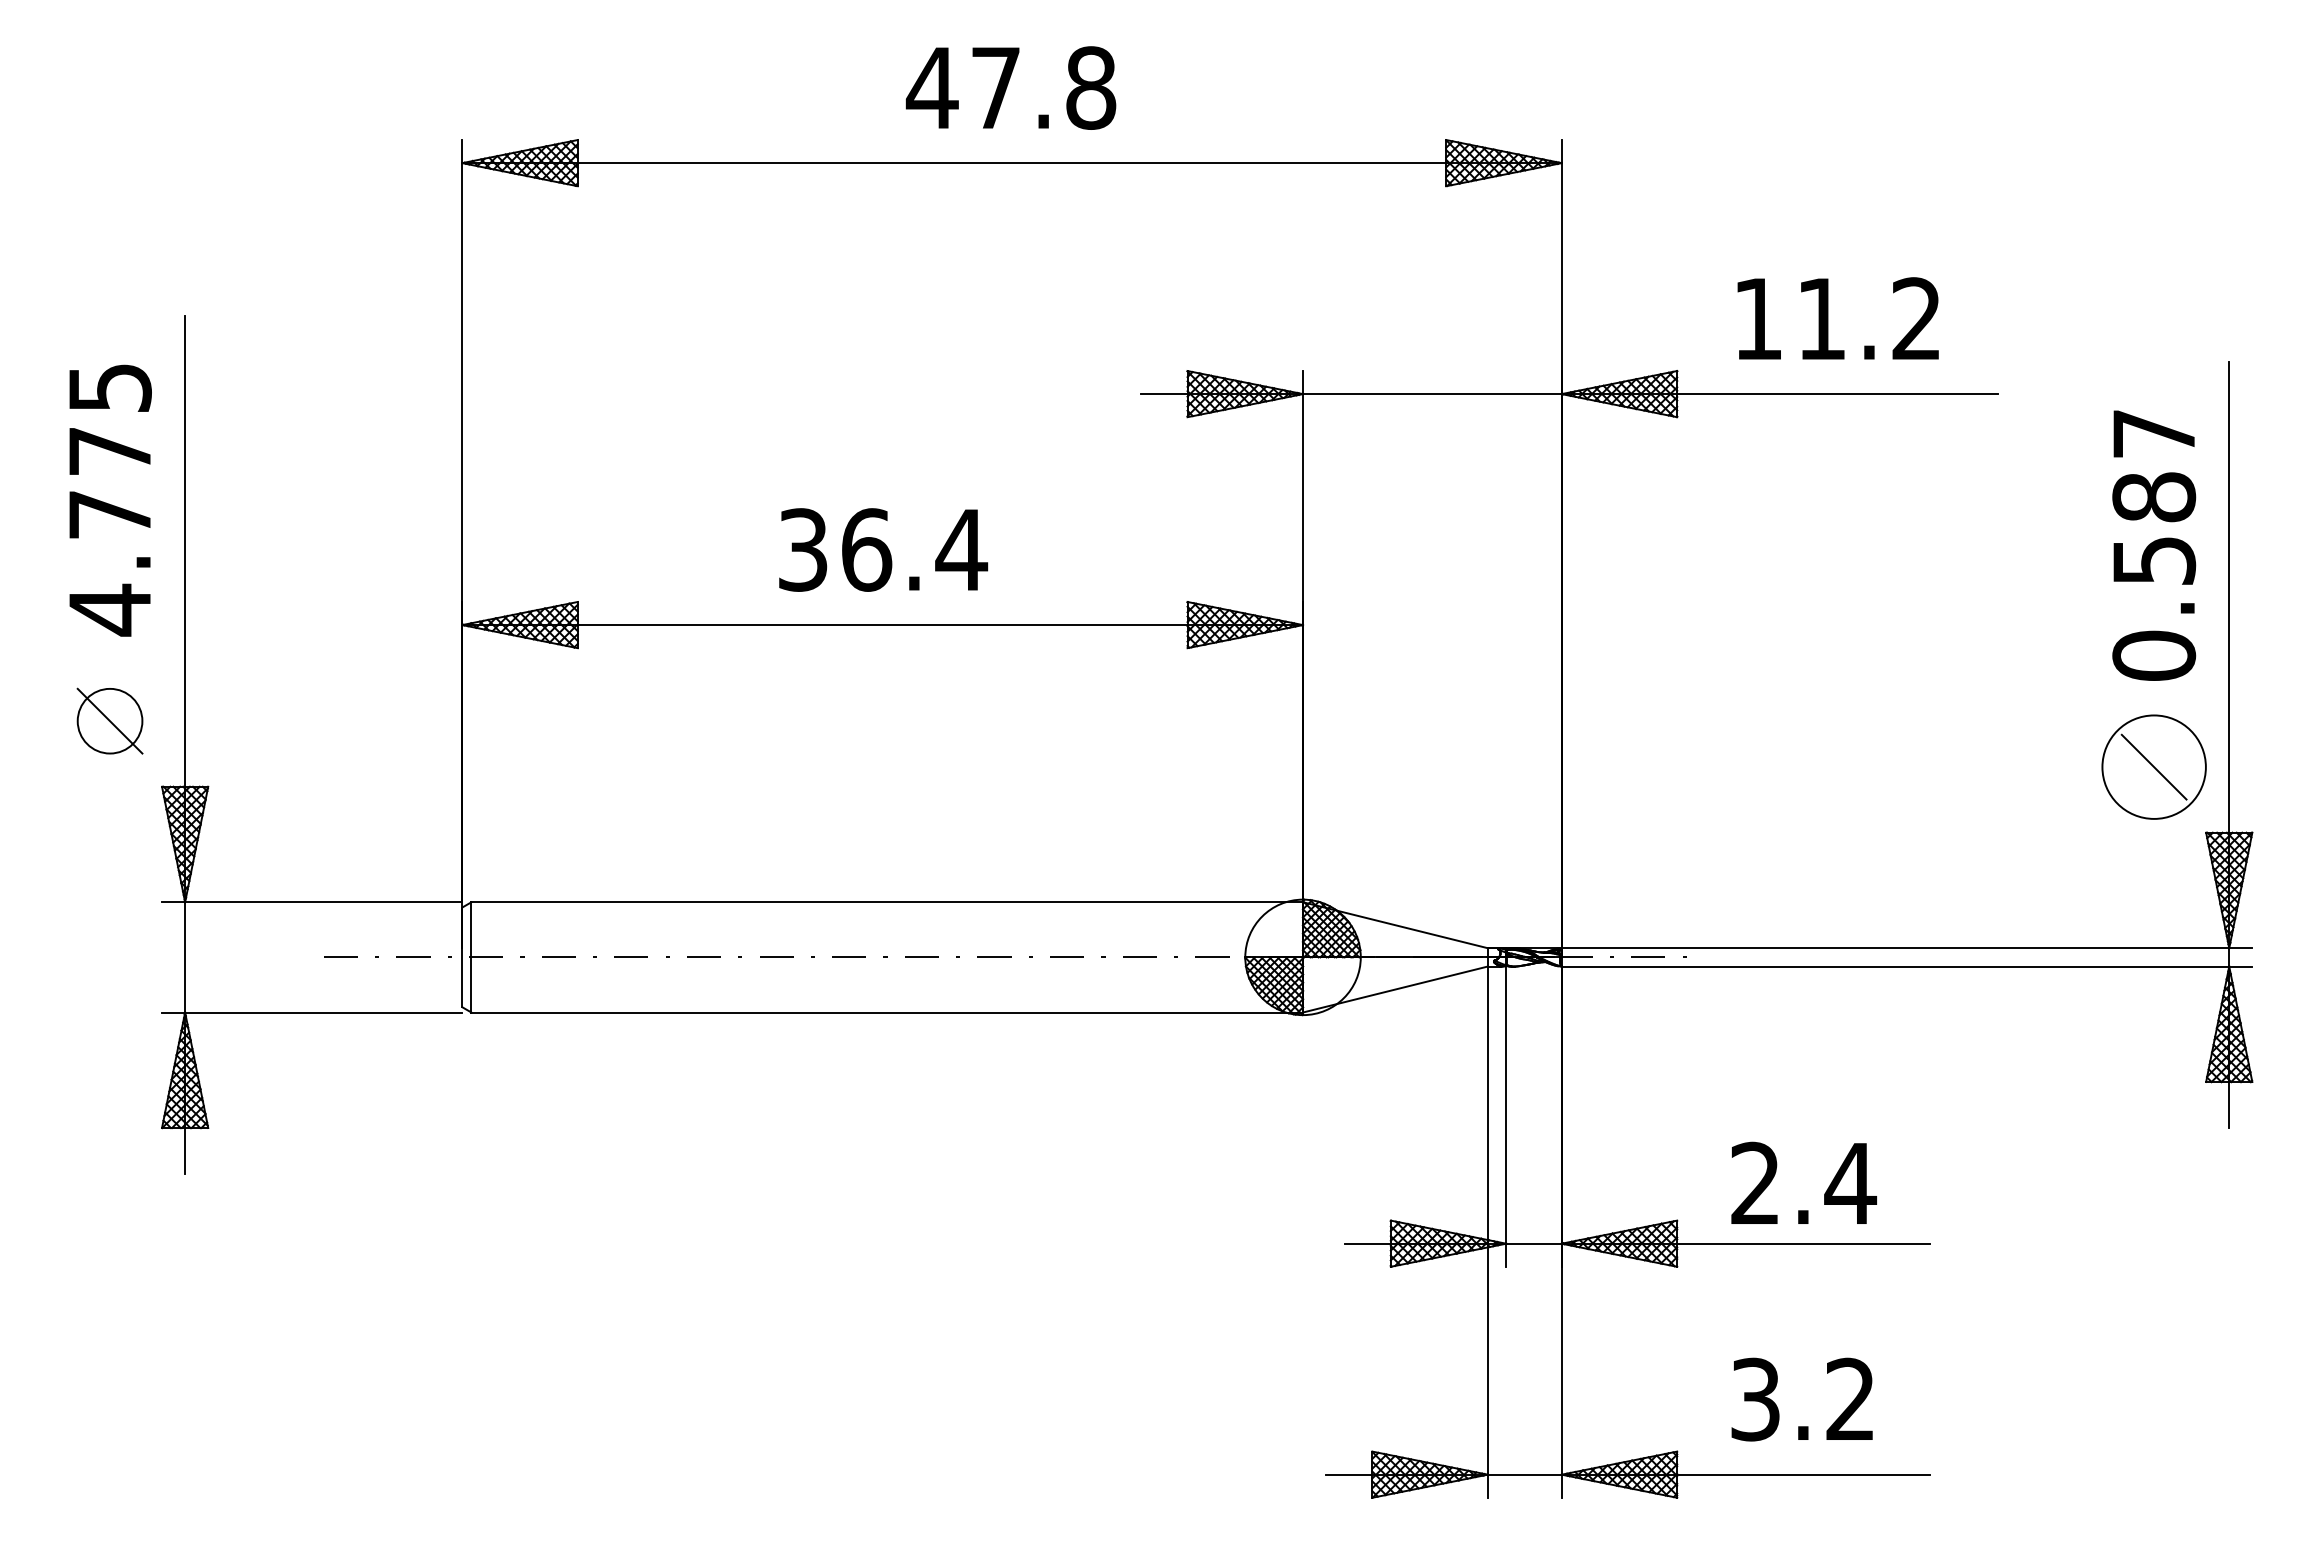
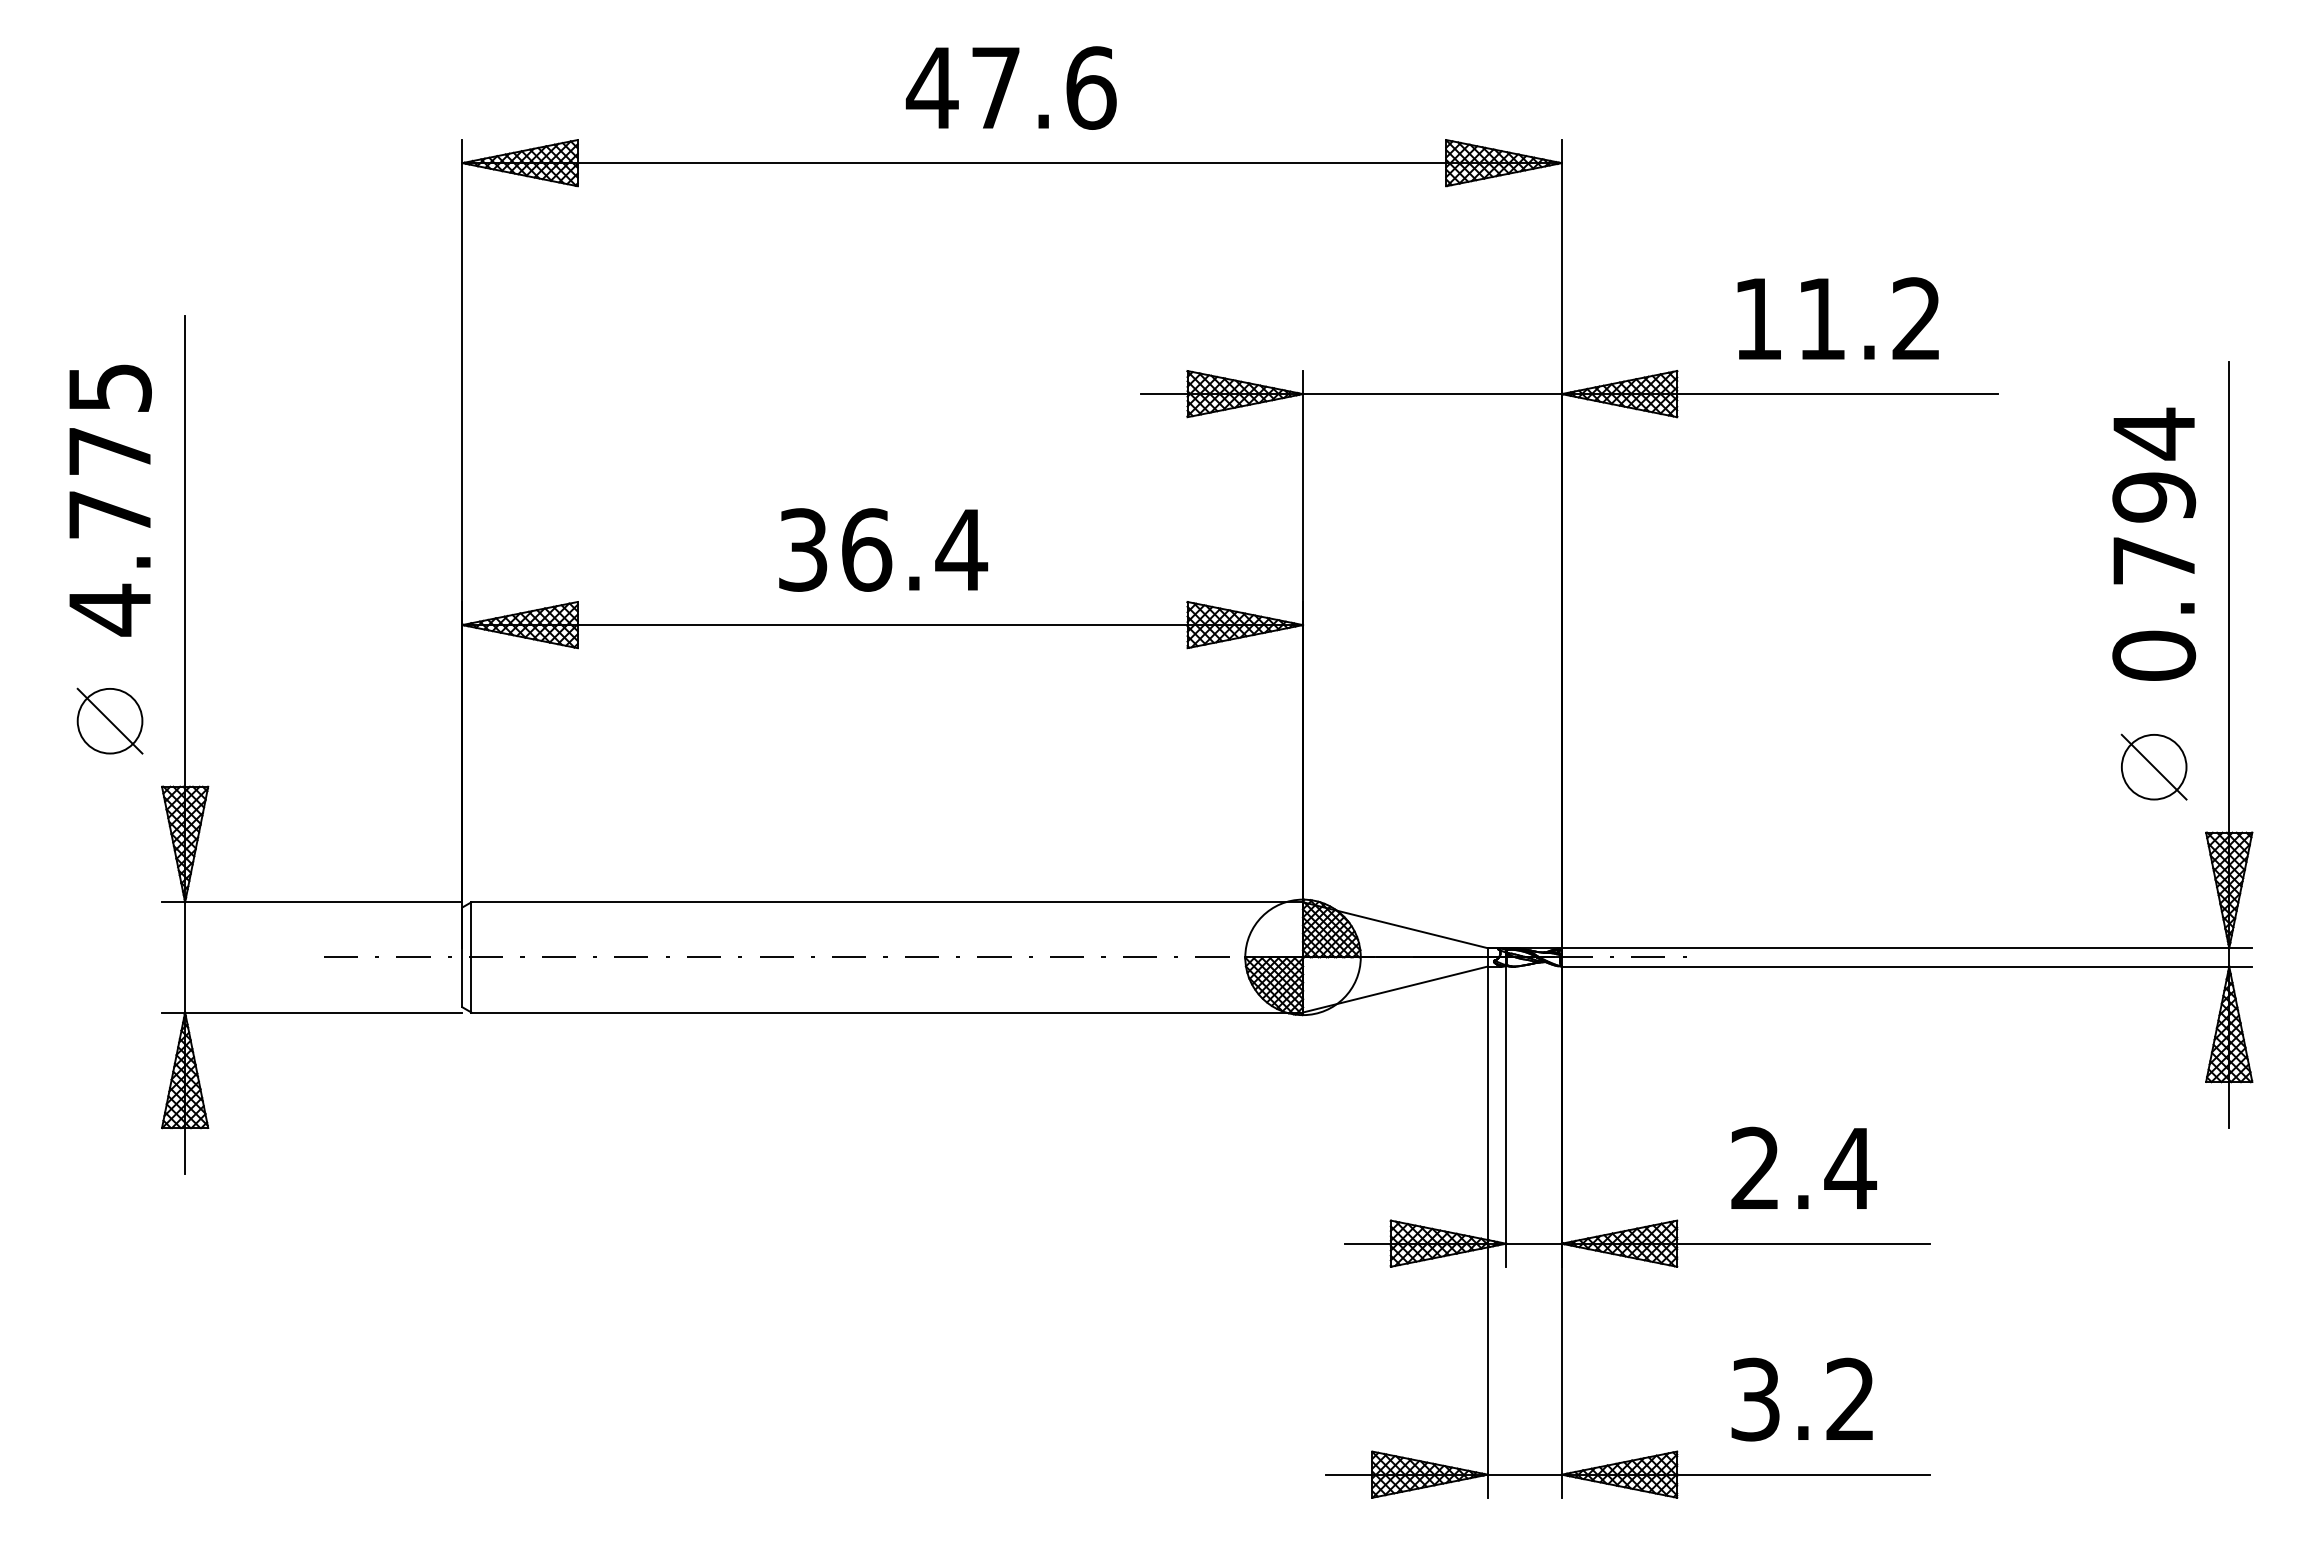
text: 47.8 -> 47.6 (1091, 87)
text: 0.587 -> 0.794 (2154, 495)
circle diameter: 103 px -> 65 px (2153, 766)
text position: (1803, 1182) -> (1803, 1167) (1803, 1167)
